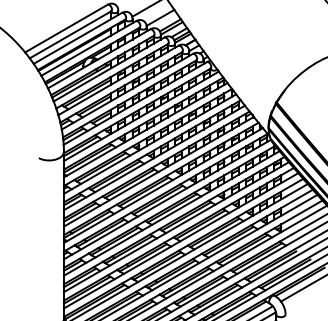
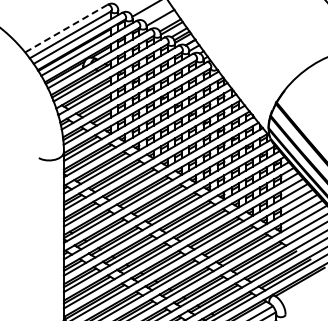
line: solid -> dashed (66, 28)
line: present -> none (302, 288)
